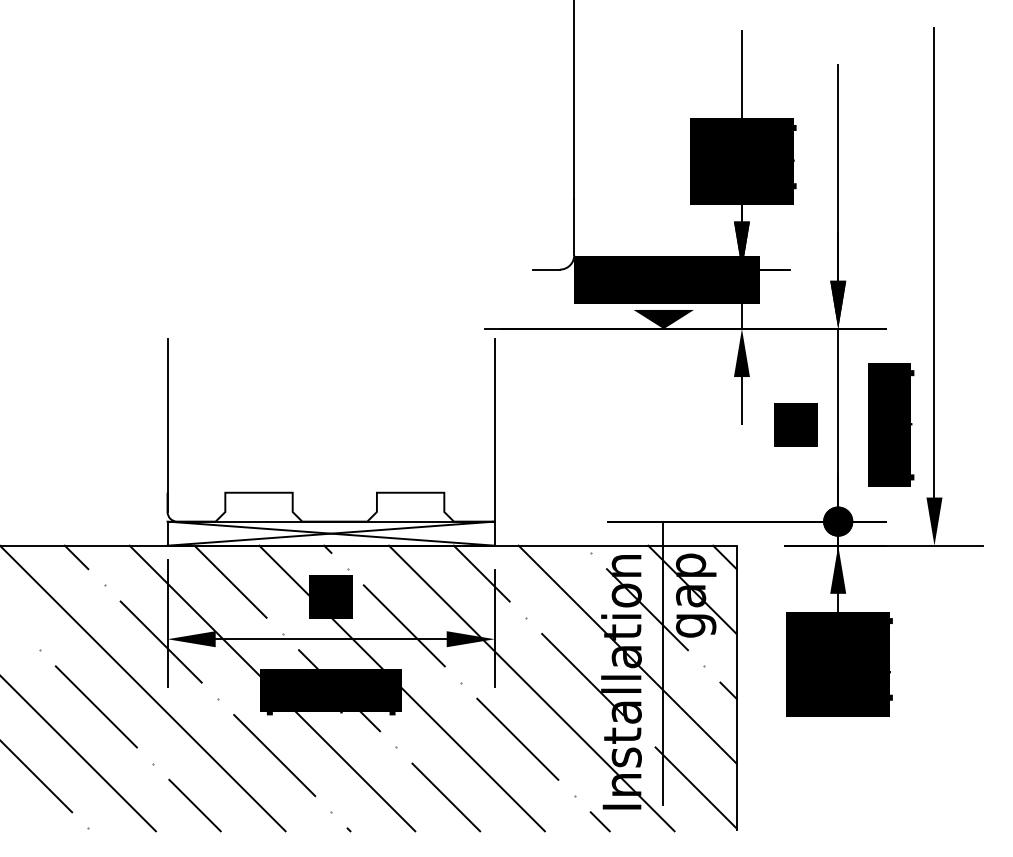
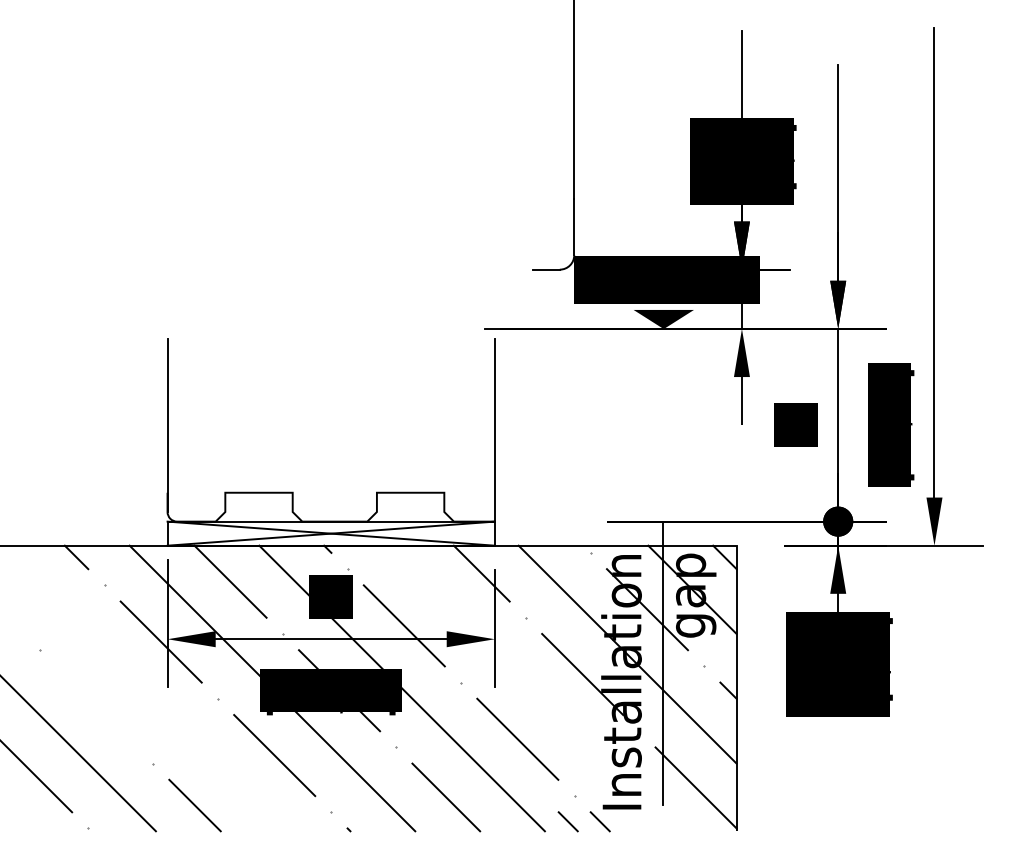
line: present -> none (531, 688)
line: present -> none (143, 689)
line: present -> none (95, 706)
line: none -> present (567, 821)
